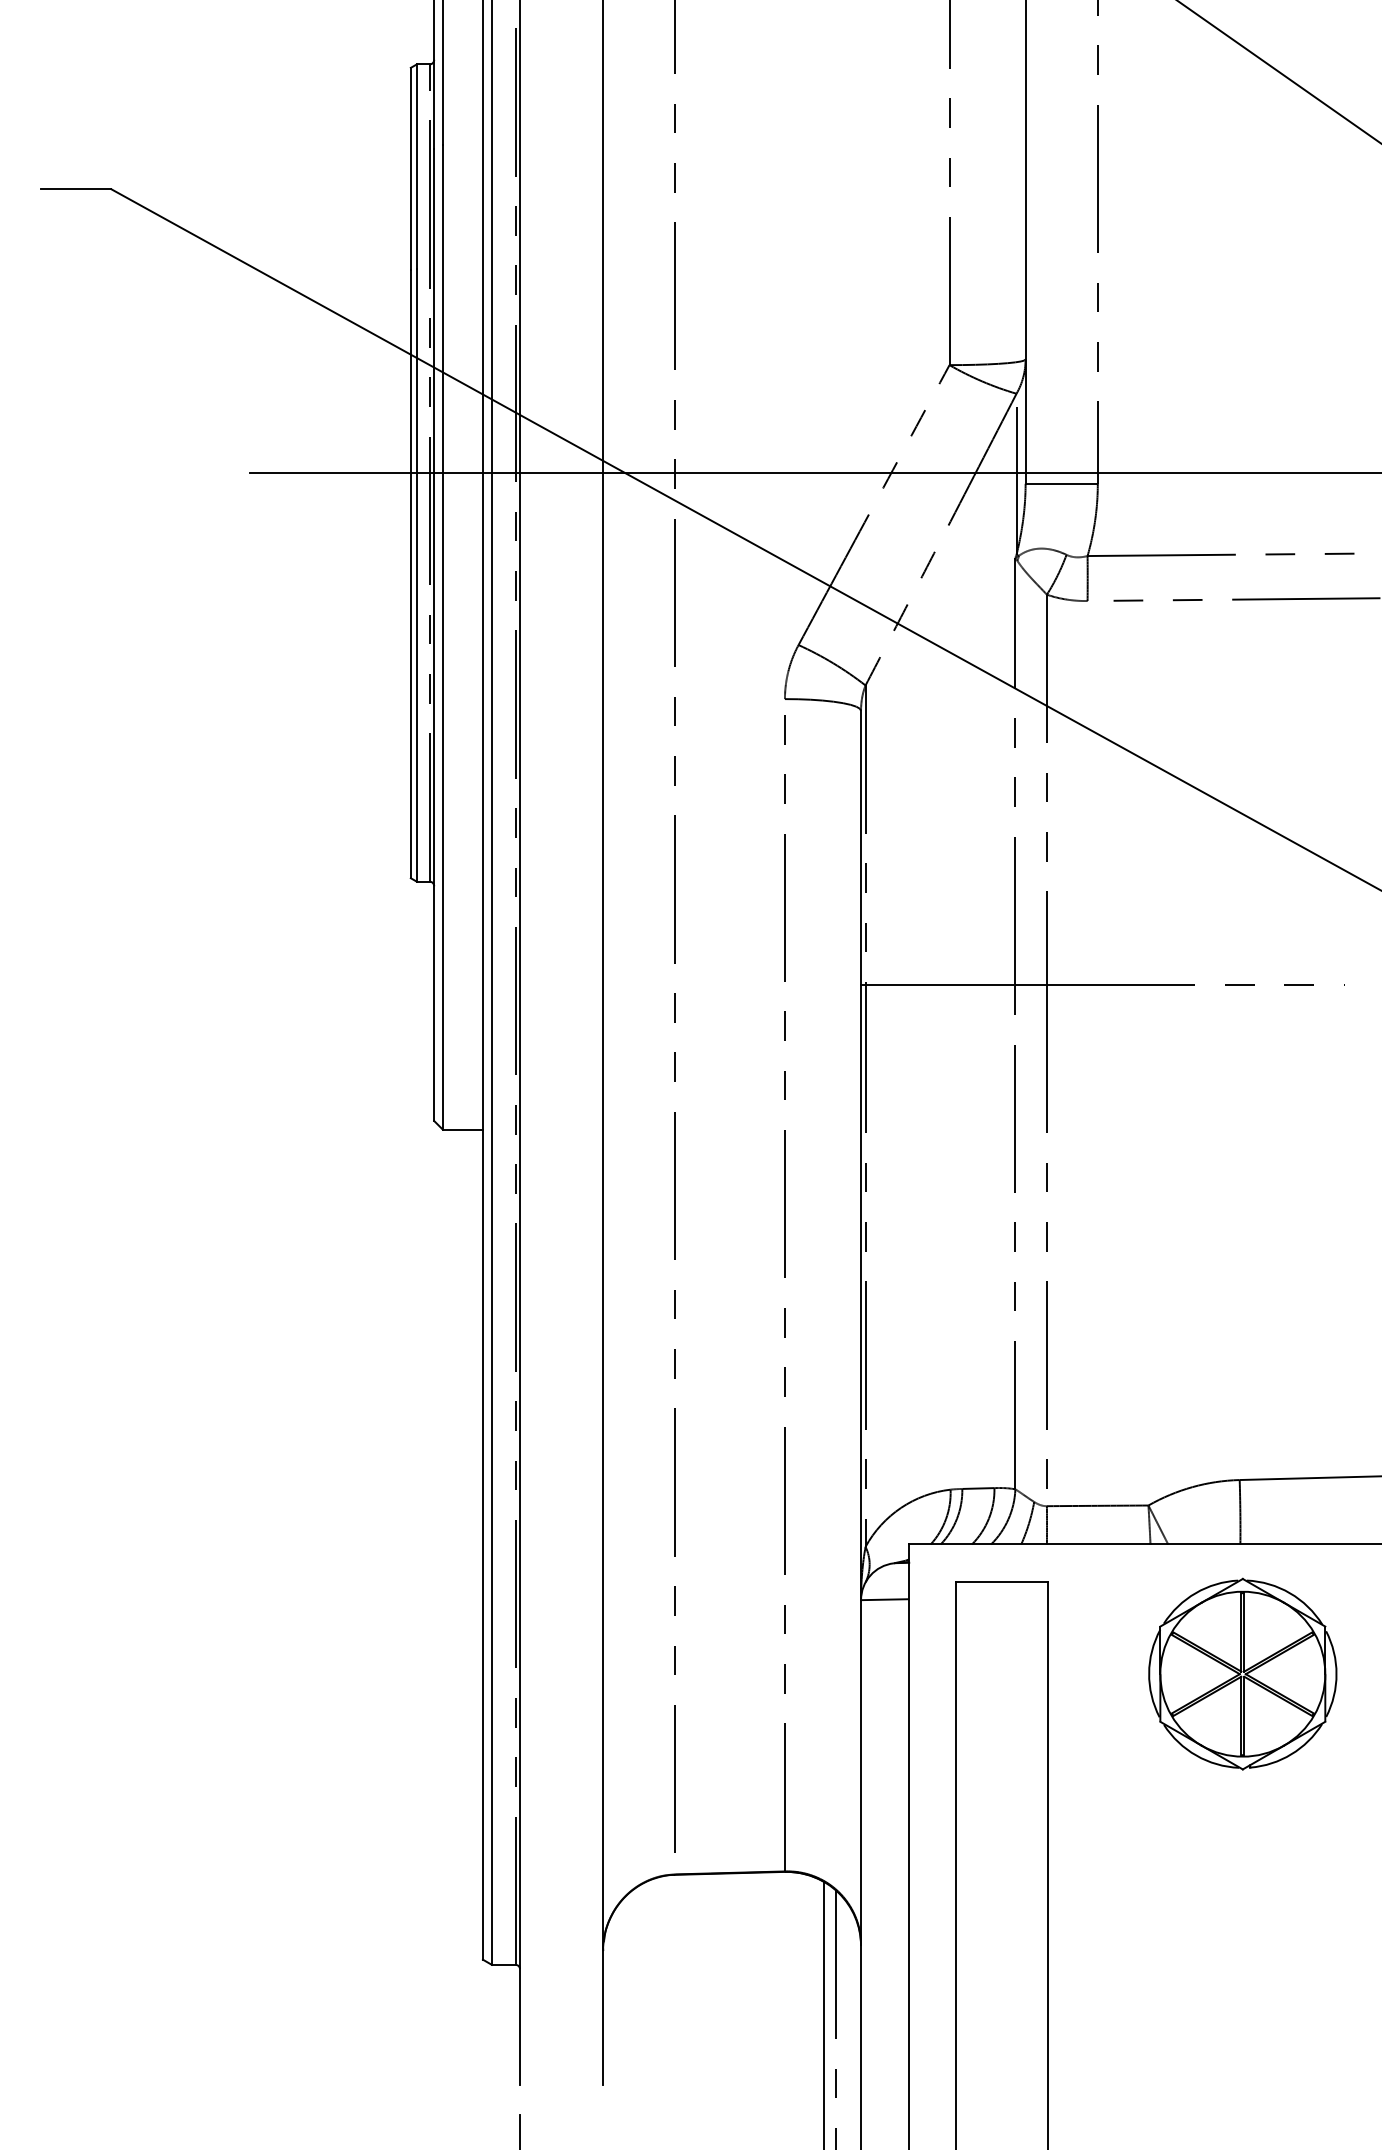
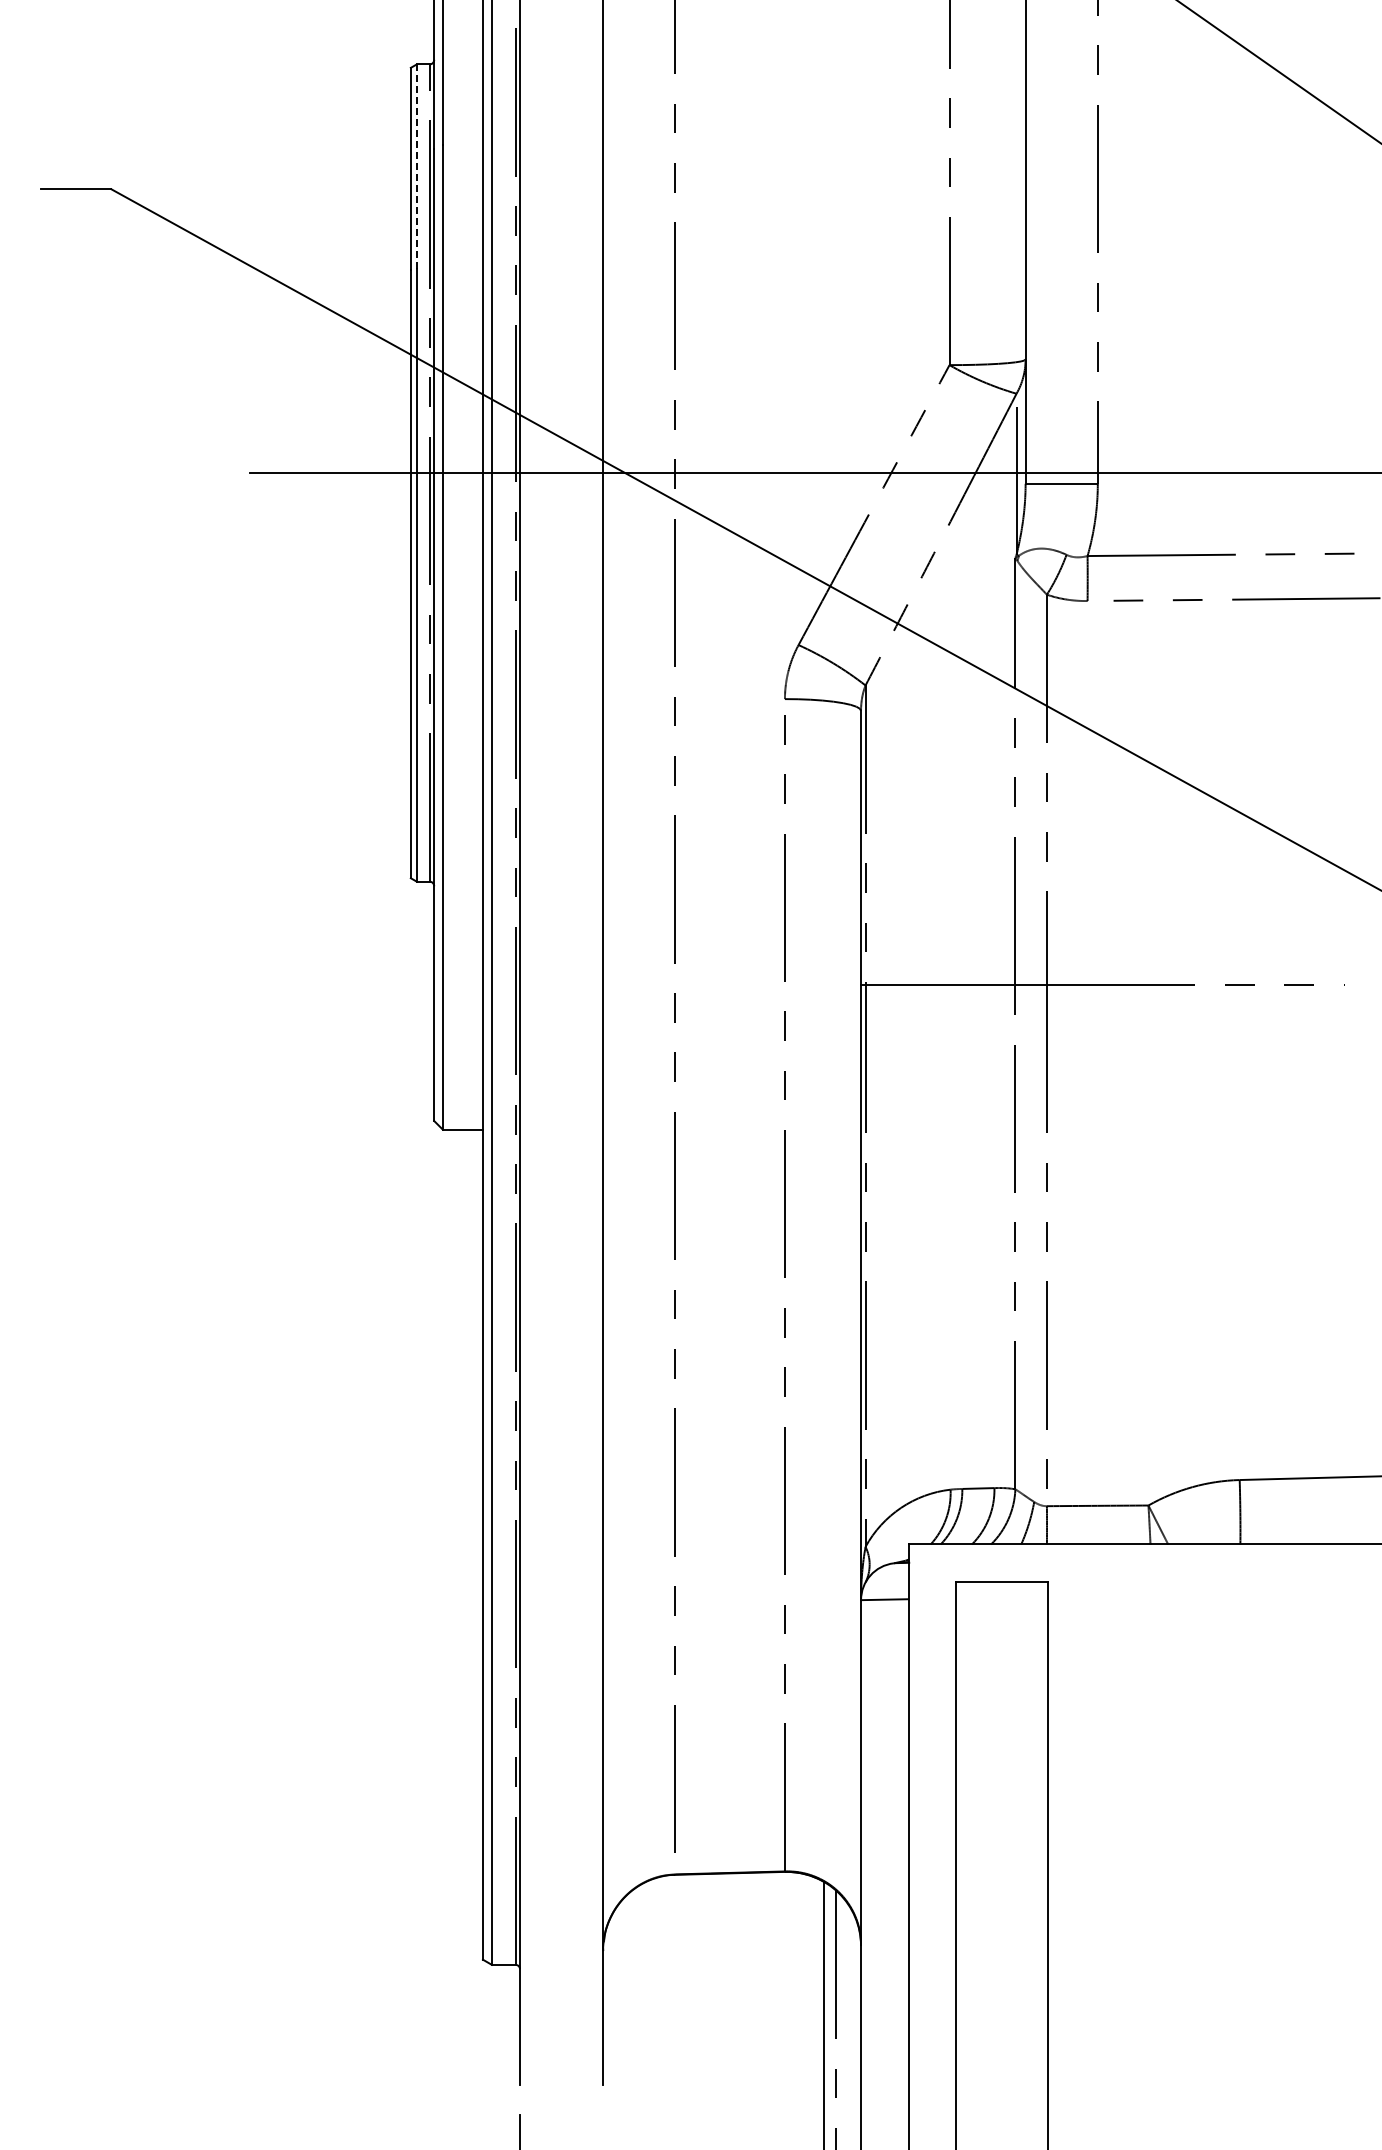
line: solid -> dashed (416, 166)
part: present -> none (1242, 1673)
